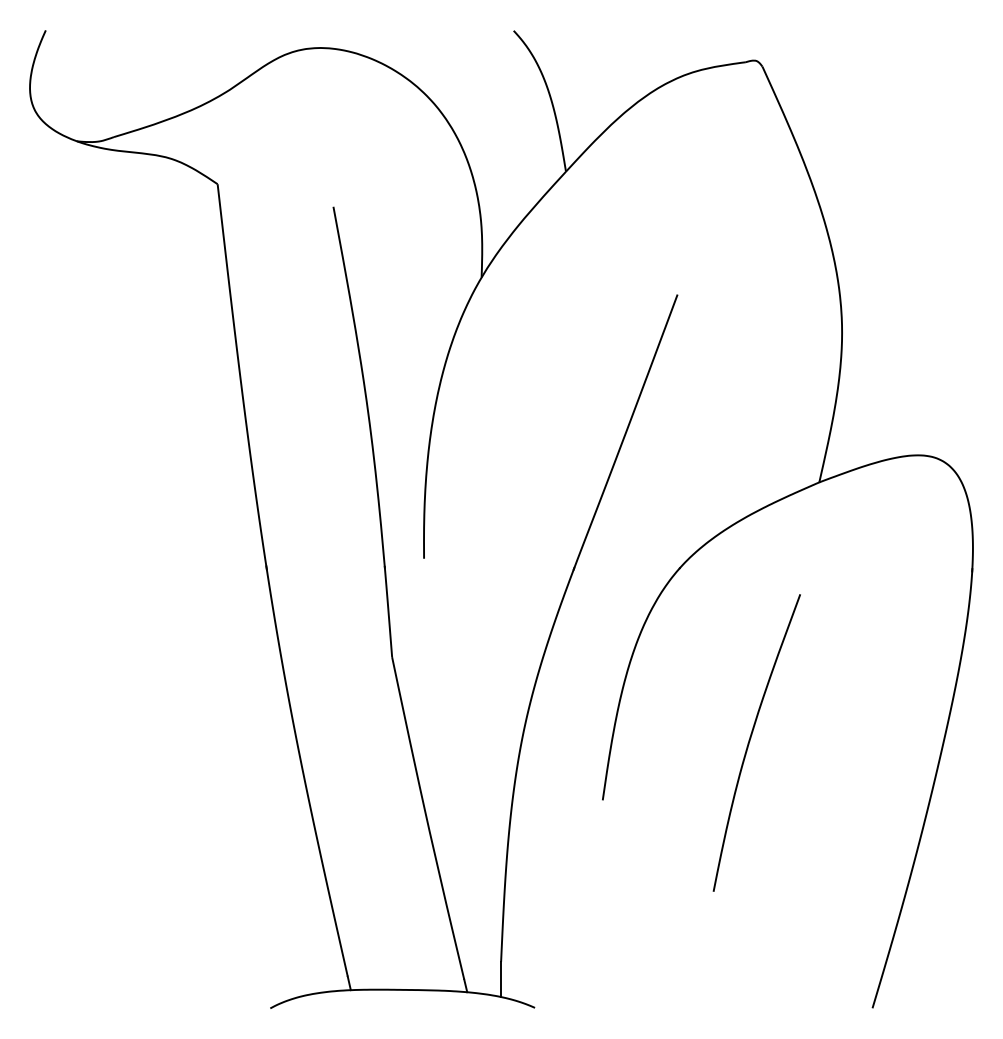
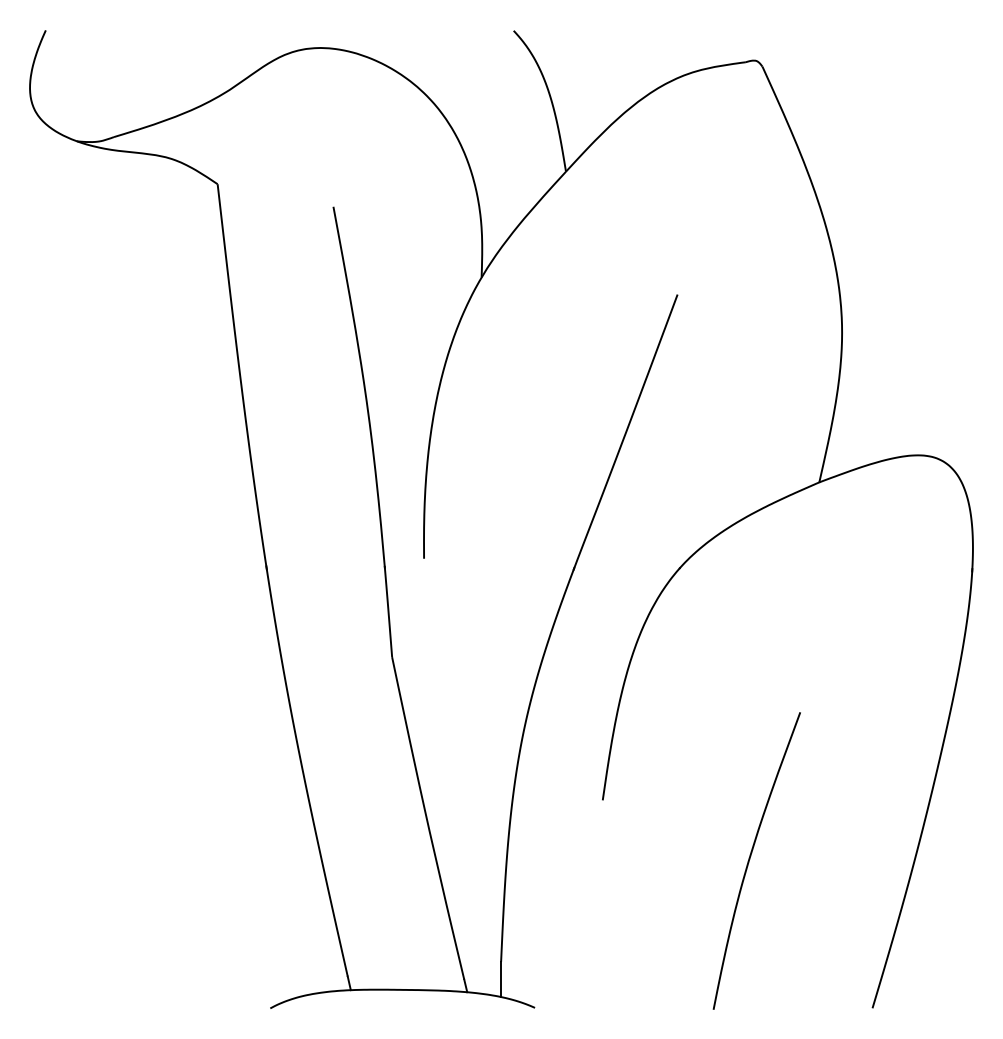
curve position: (750, 741) -> (750, 859) (750, 859)
